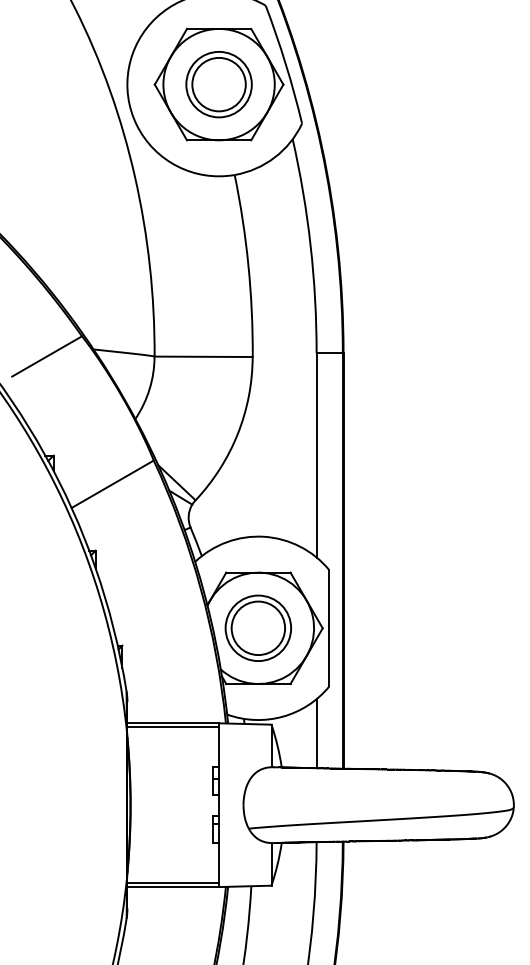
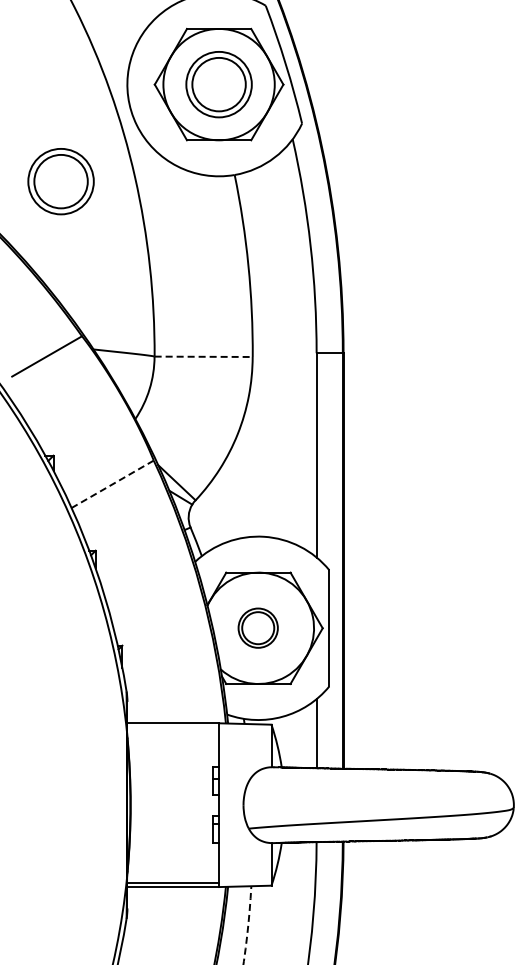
part: none -> present (60, 181)
line: solid -> dashed (204, 356)
line: solid -> dashed (112, 484)
part size: 68x68 px -> 42x42 px (257, 627)
line: present -> none (173, 727)
arc: solid -> dashed (248, 925)
